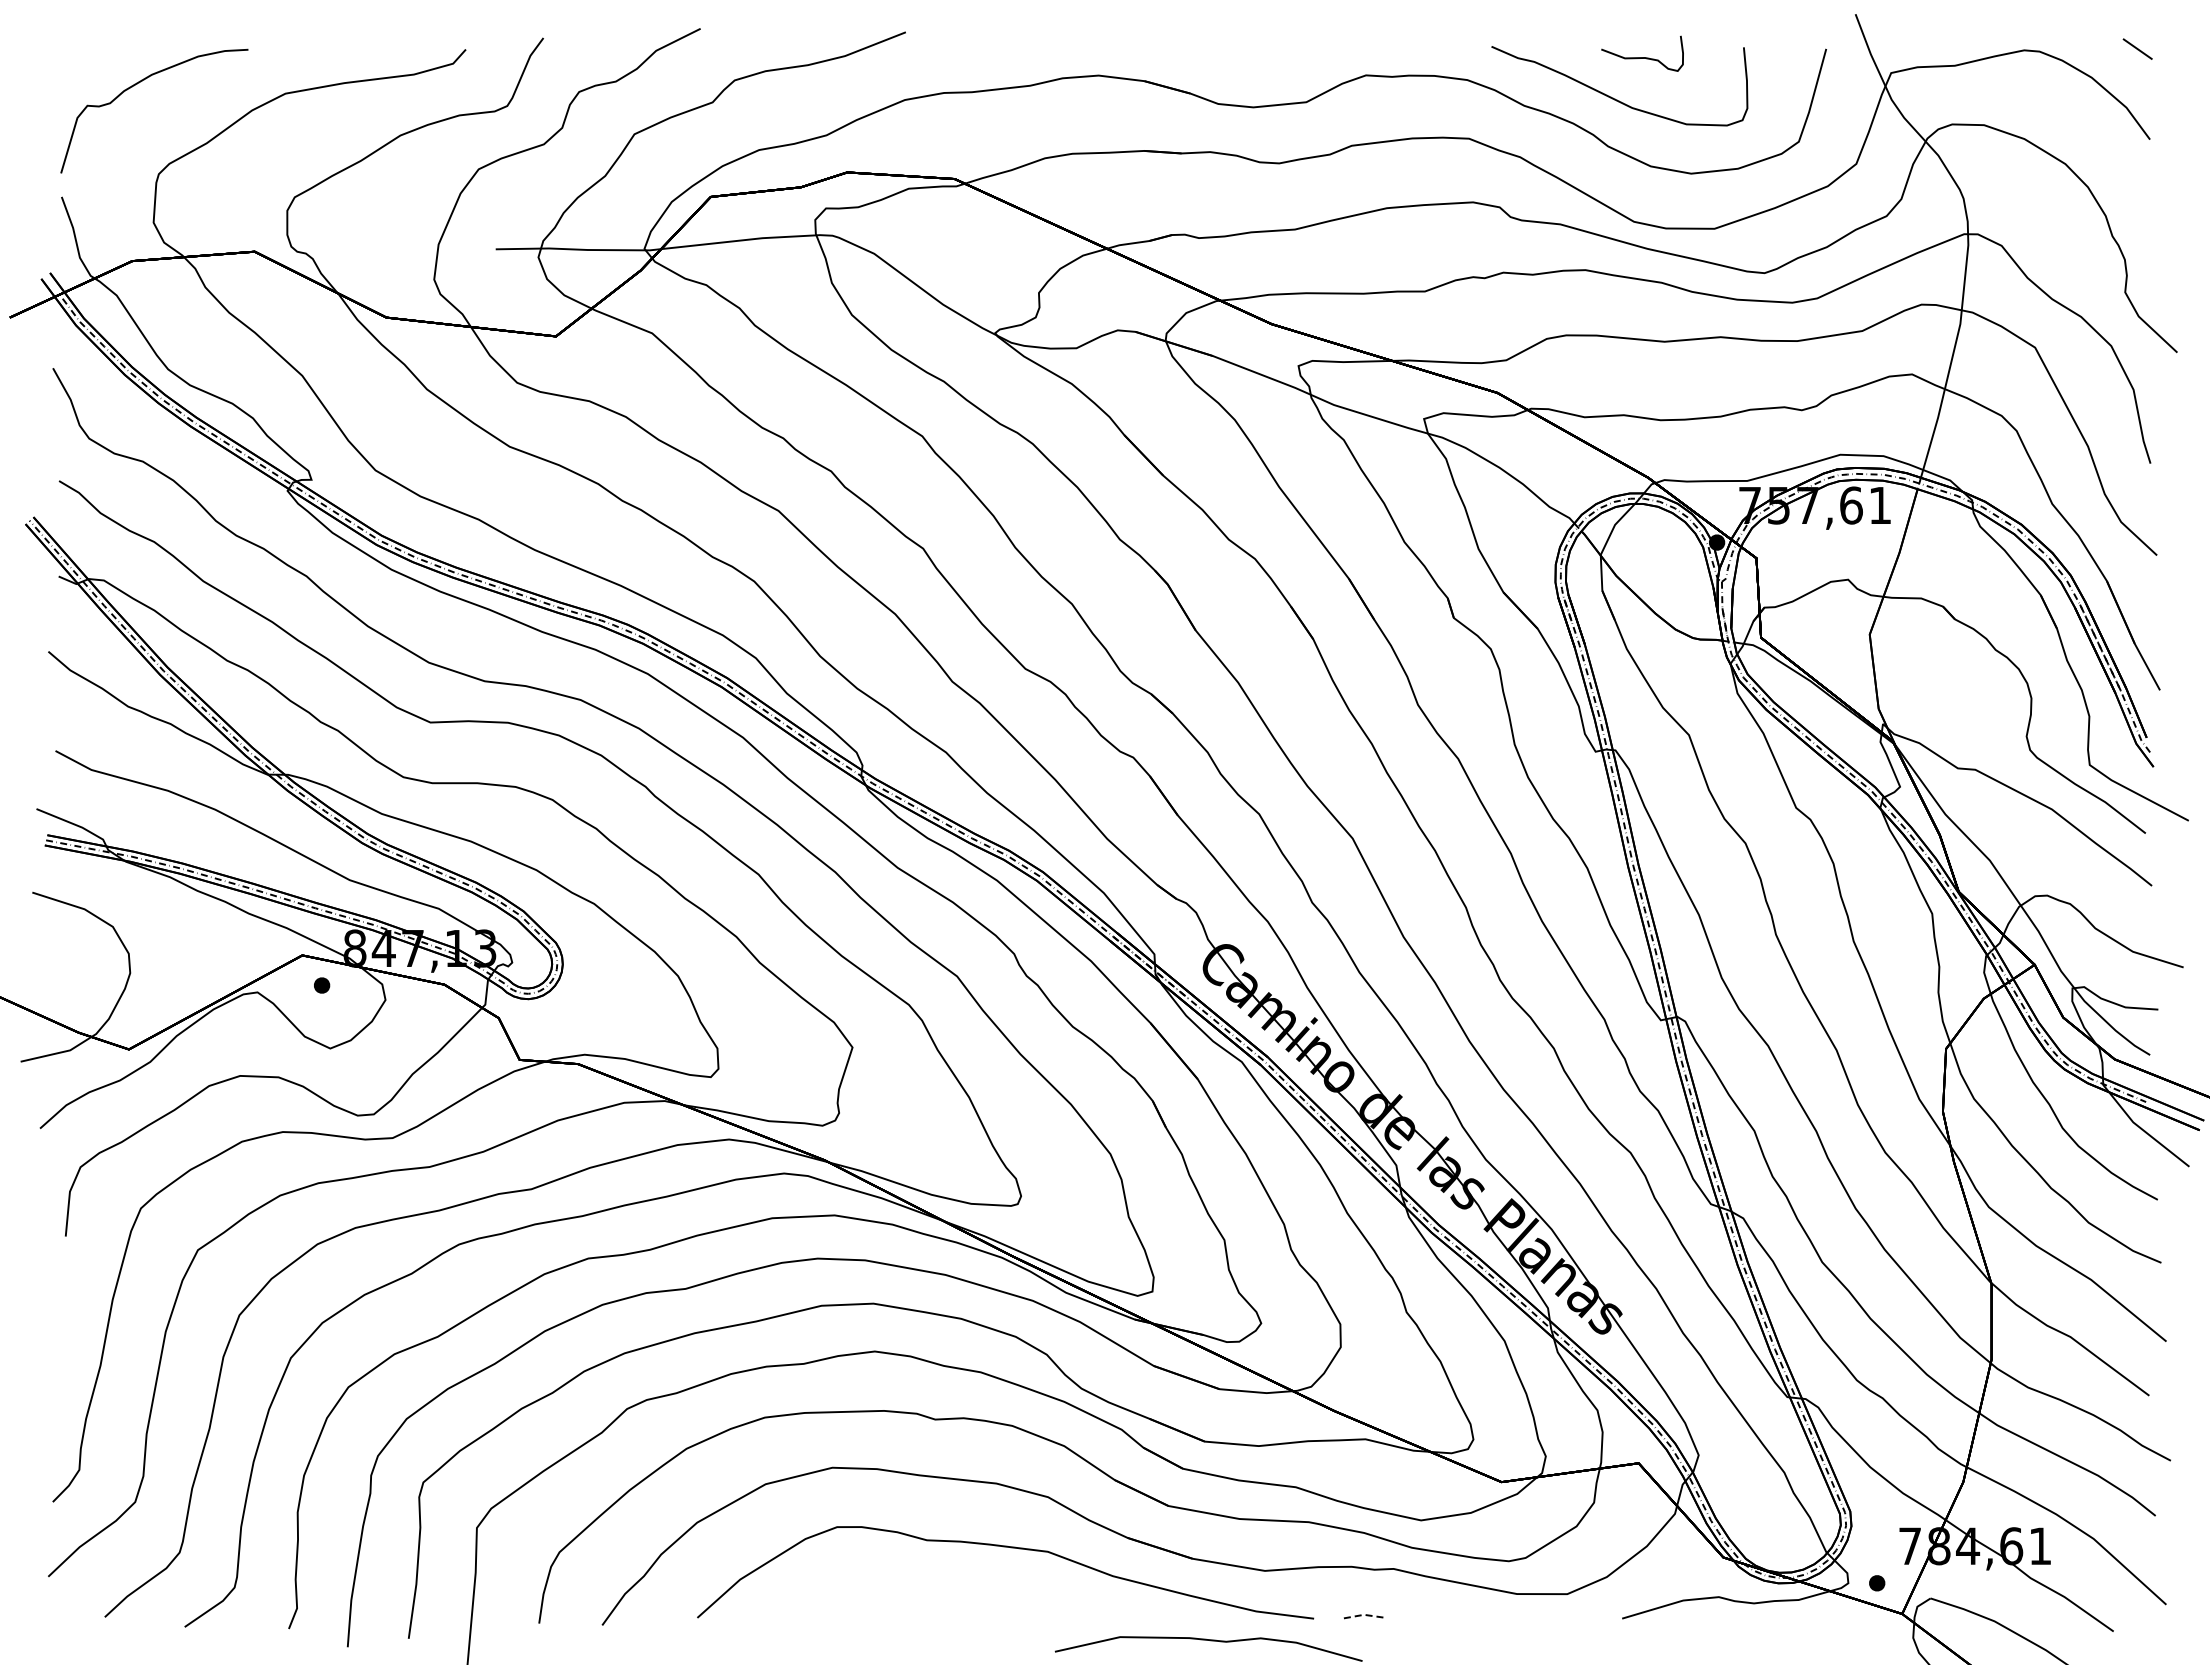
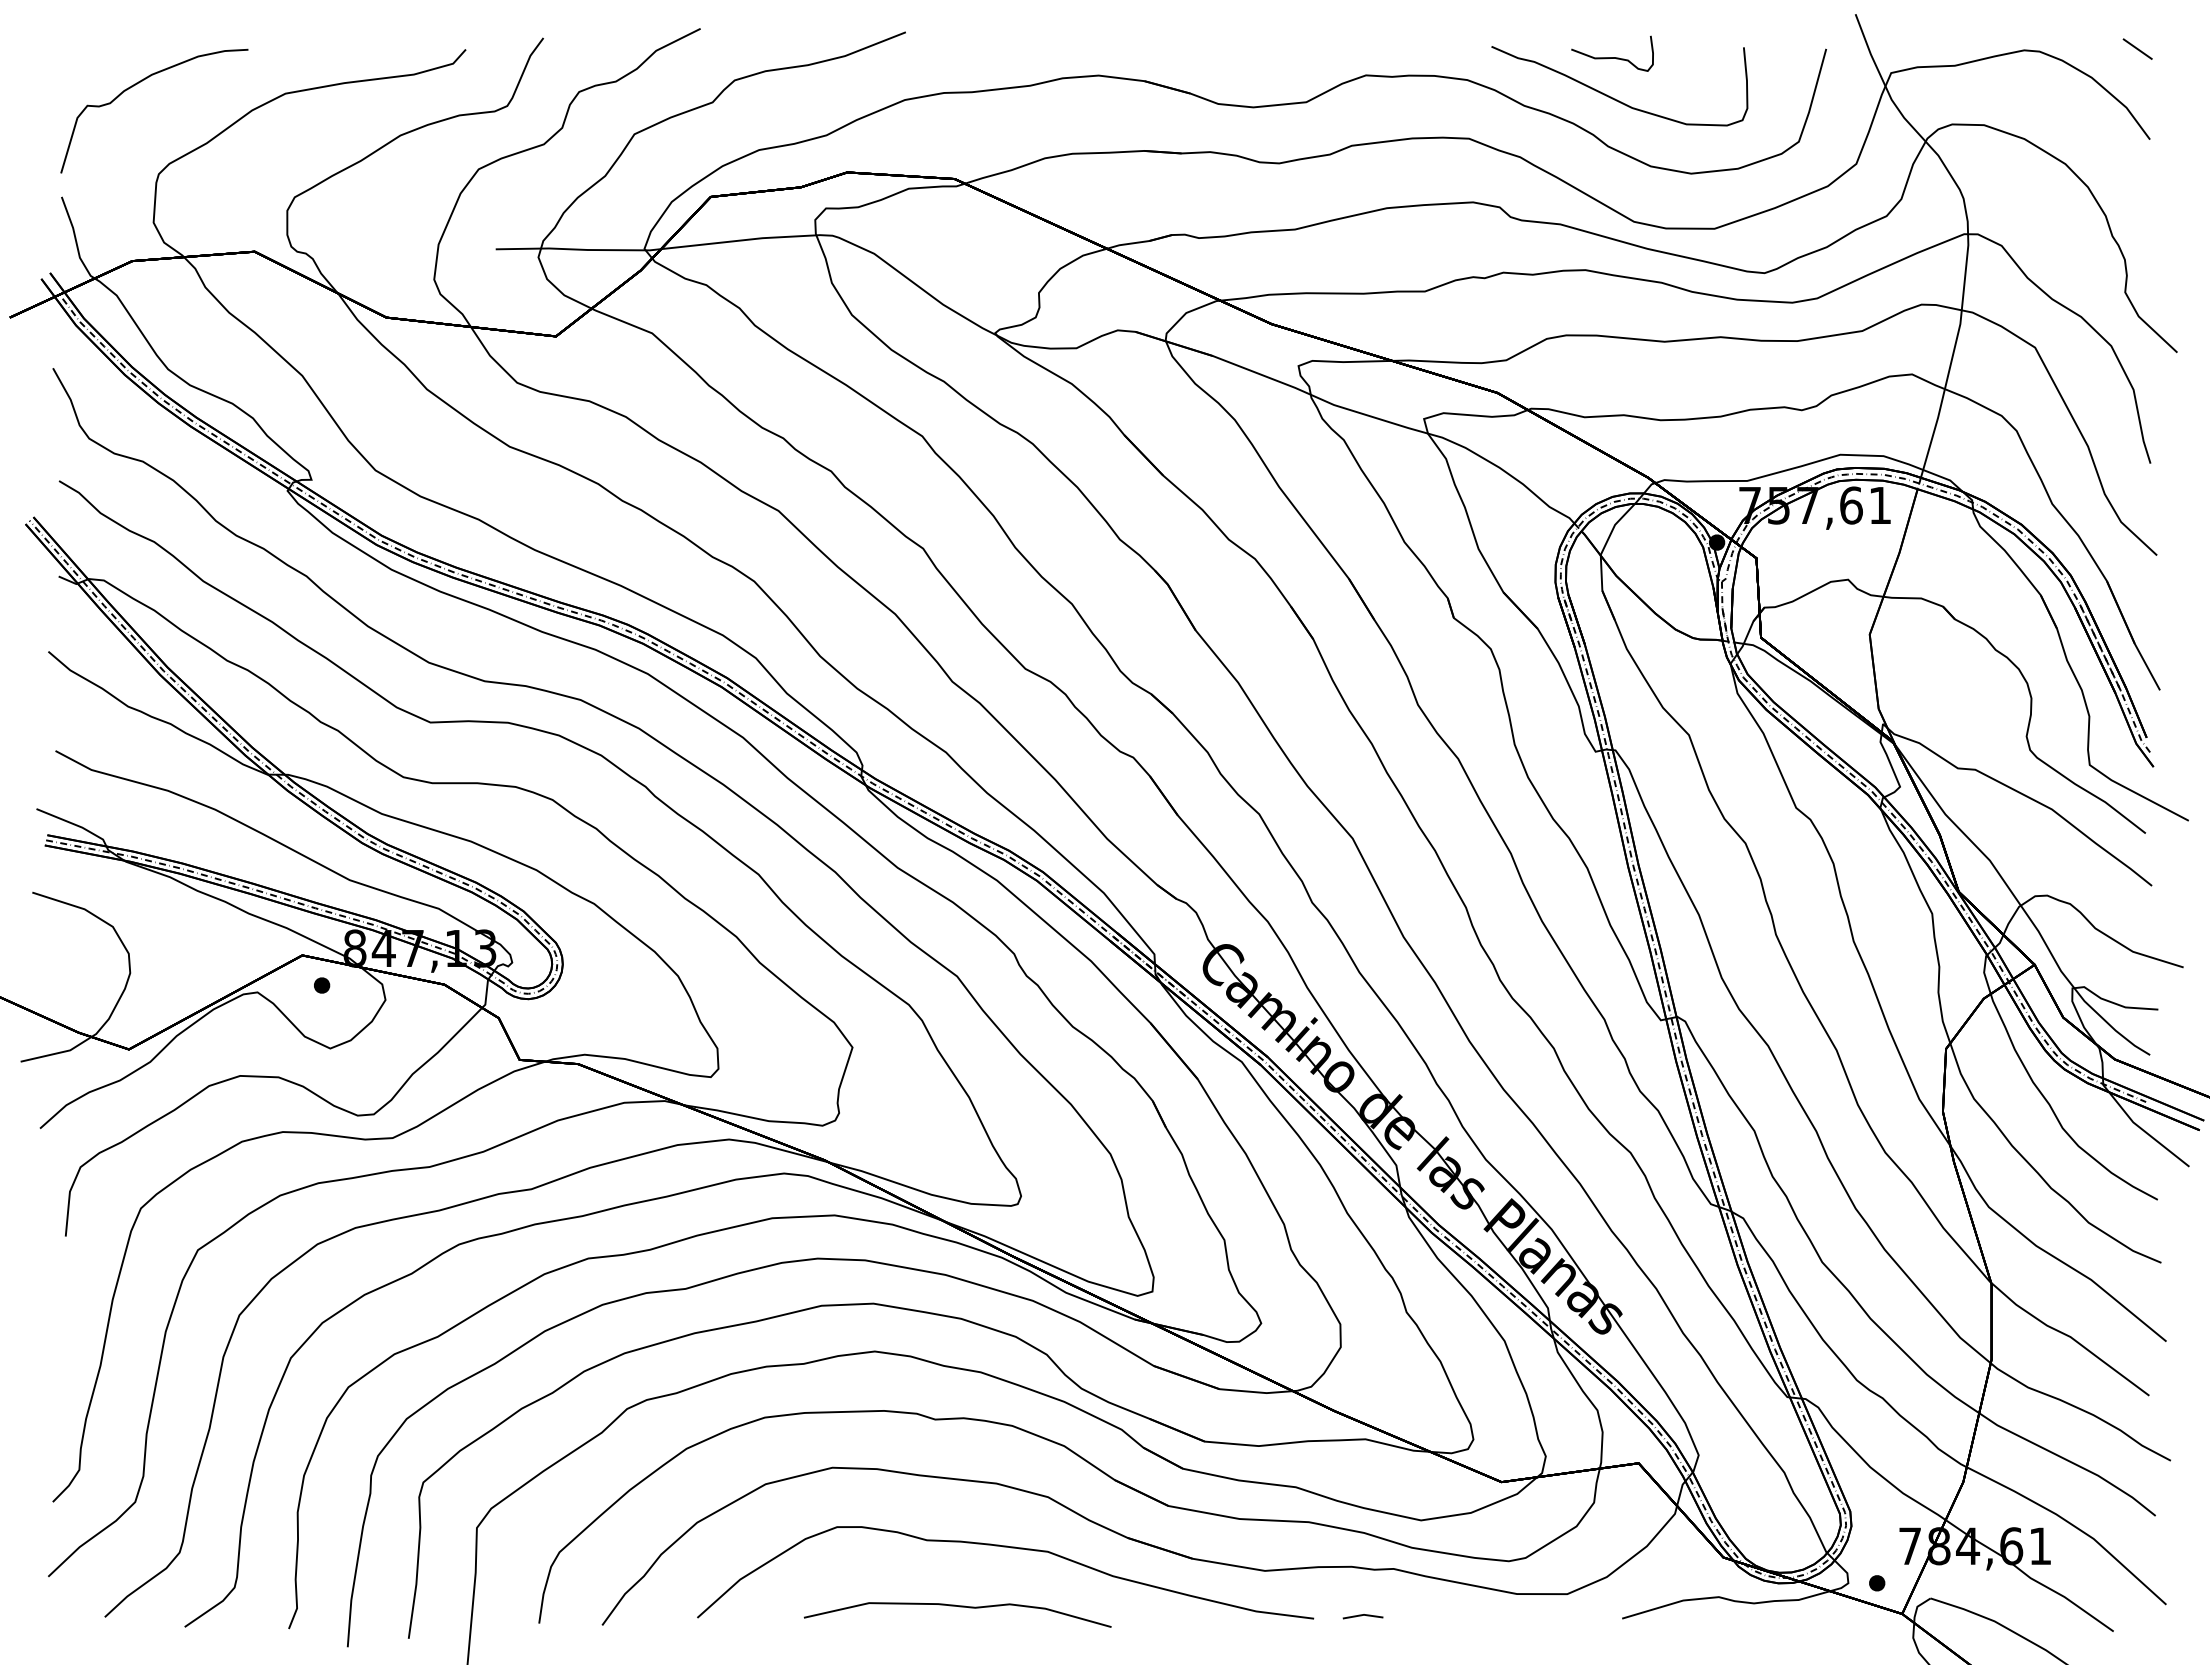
curve position: (1642, 57) -> (1612, 57) (1612, 57)
line: dashed -> solid (1363, 1614)
curve position: (1210, 1641) -> (959, 1607) (959, 1607)
